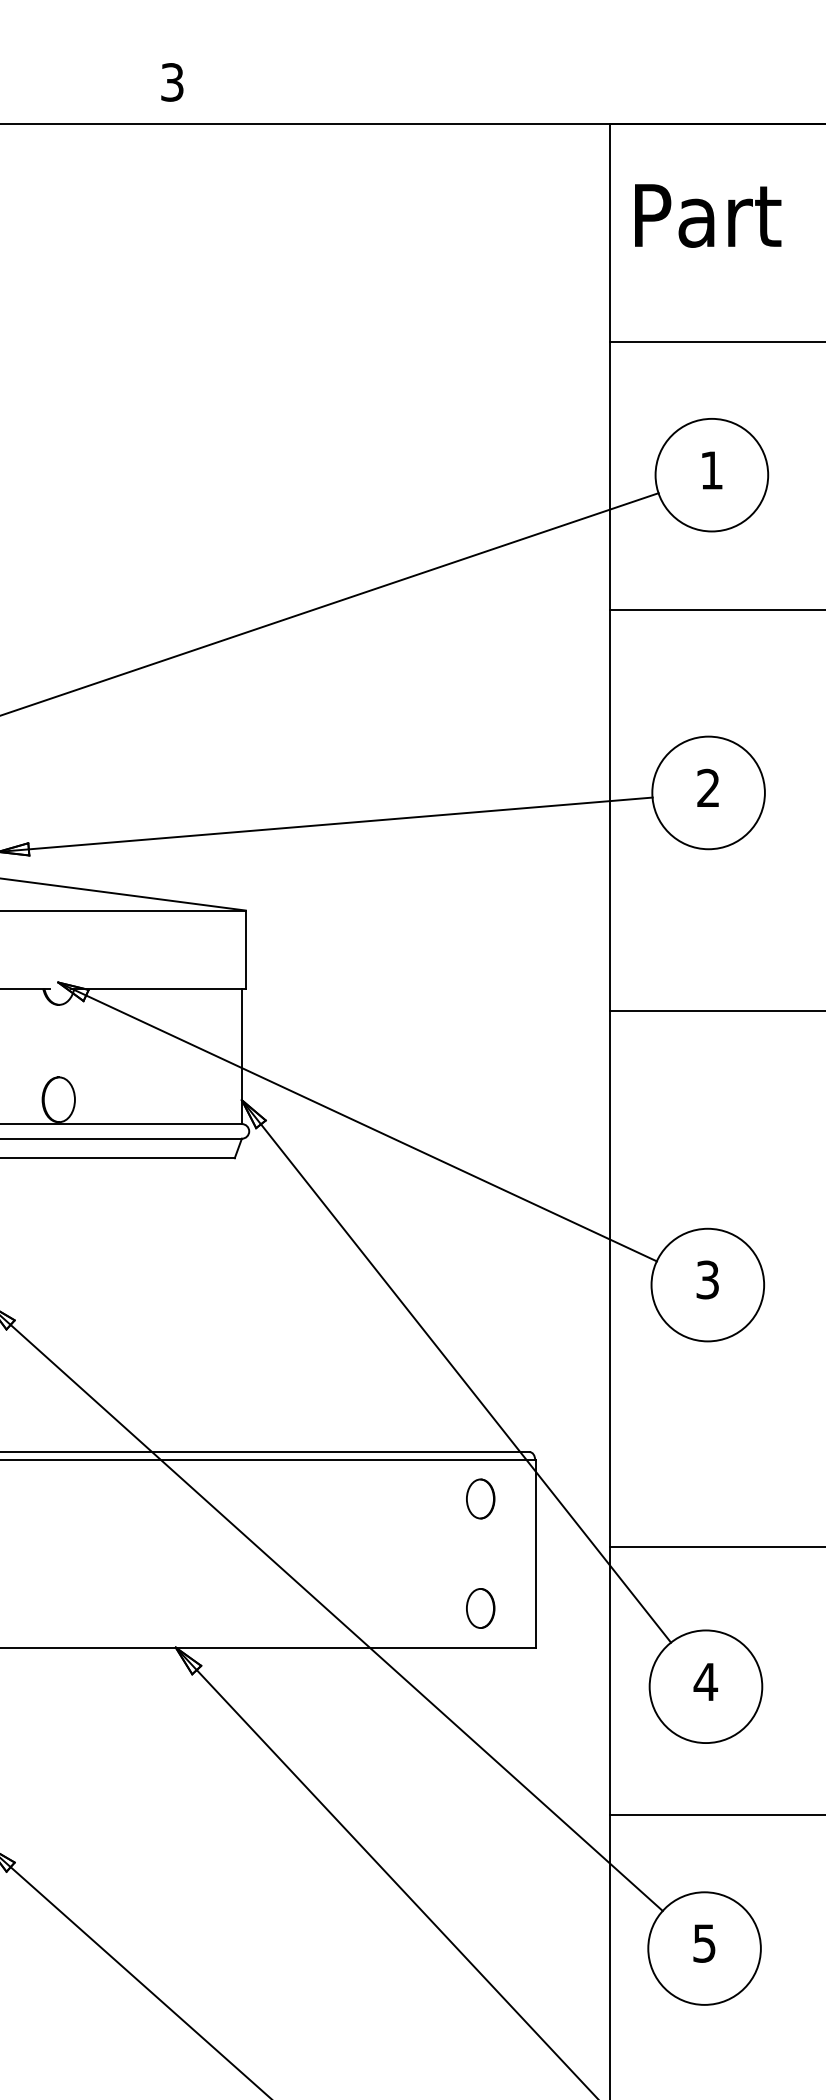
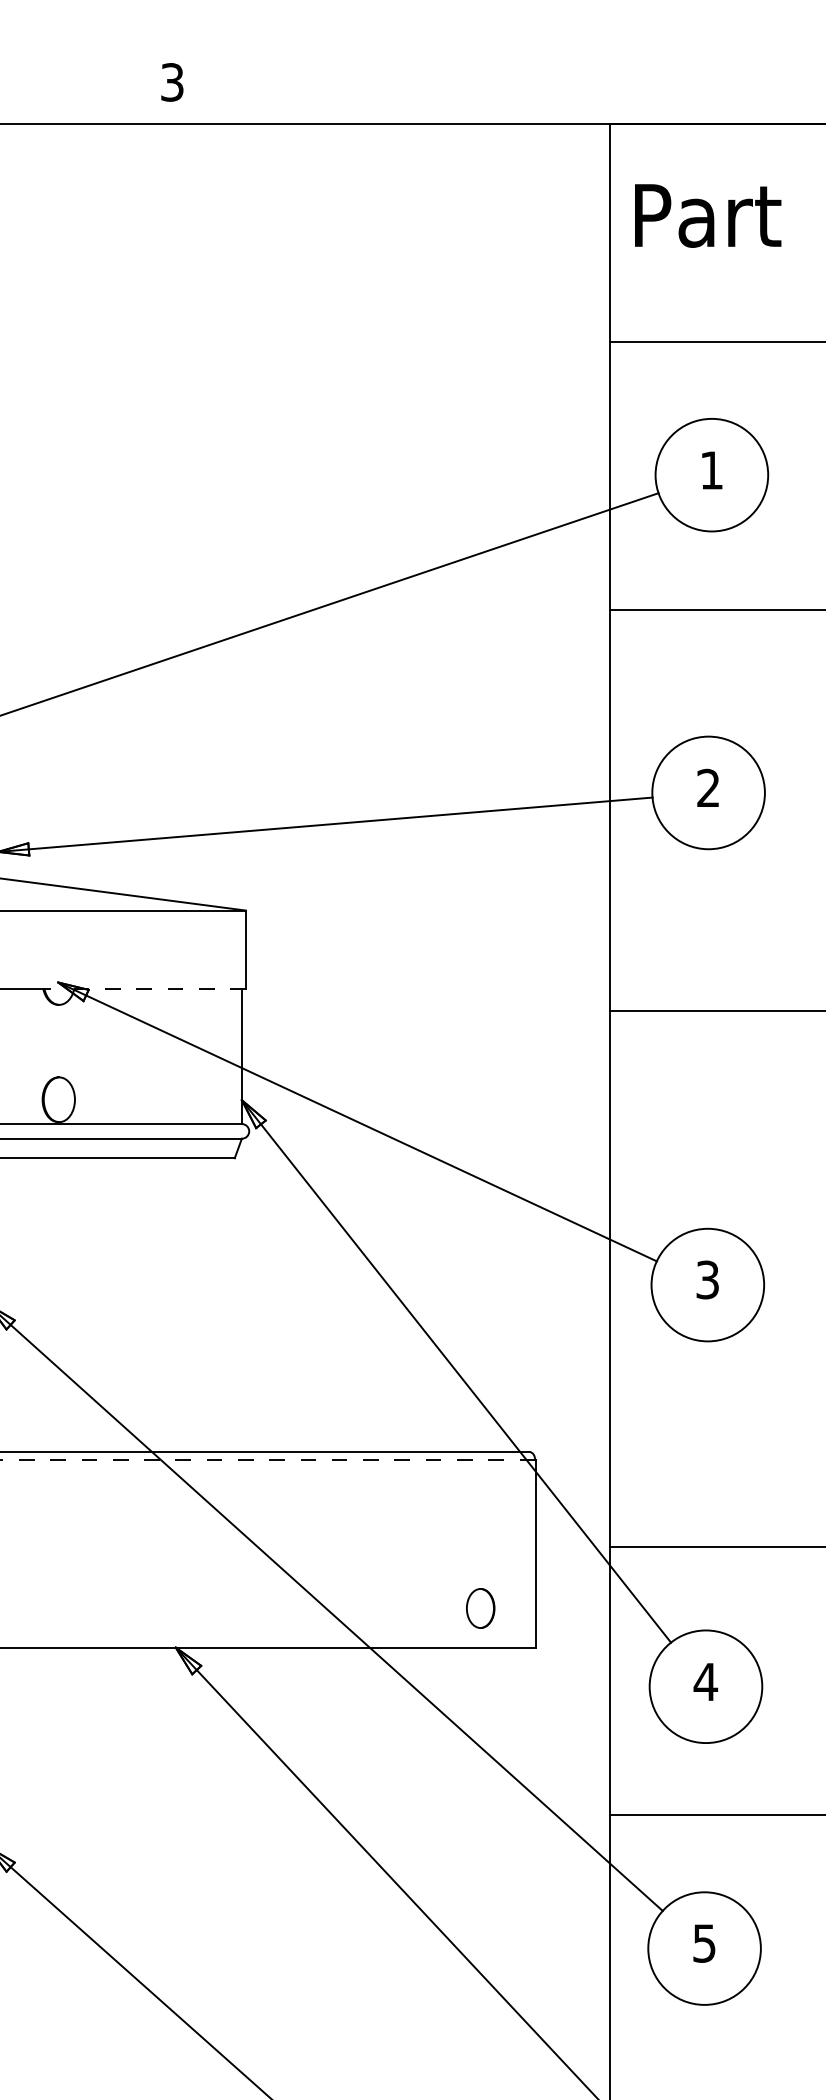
line: solid -> dashed (157, 988)
line: solid -> dashed (267, 1459)
part: present -> none (480, 1498)
